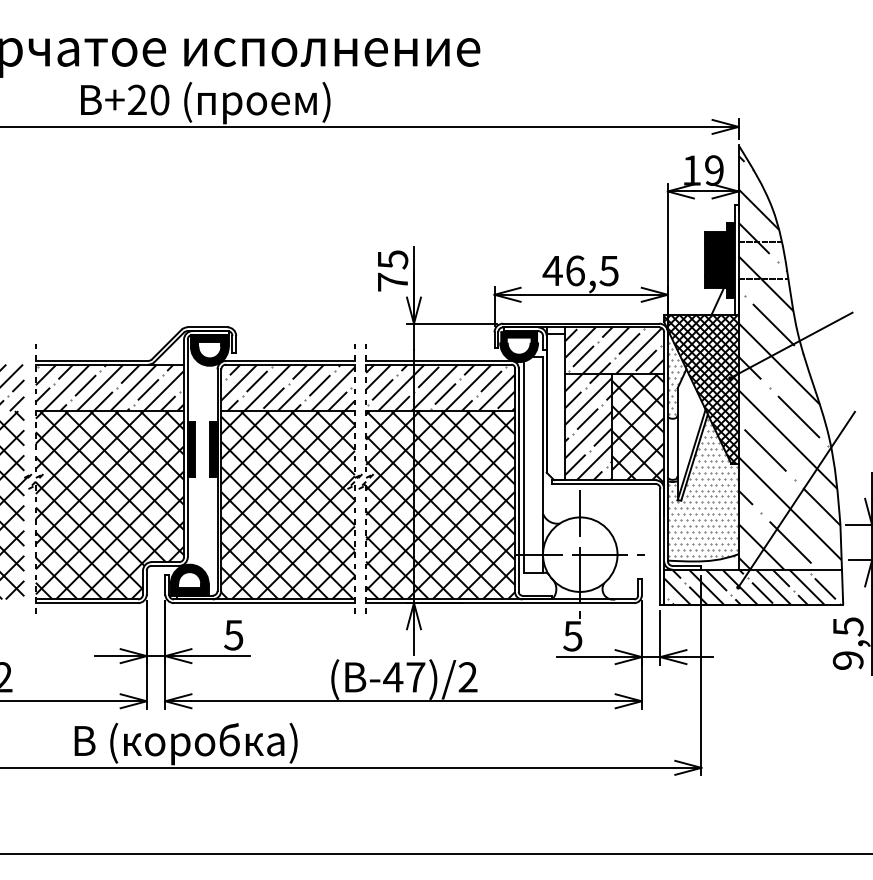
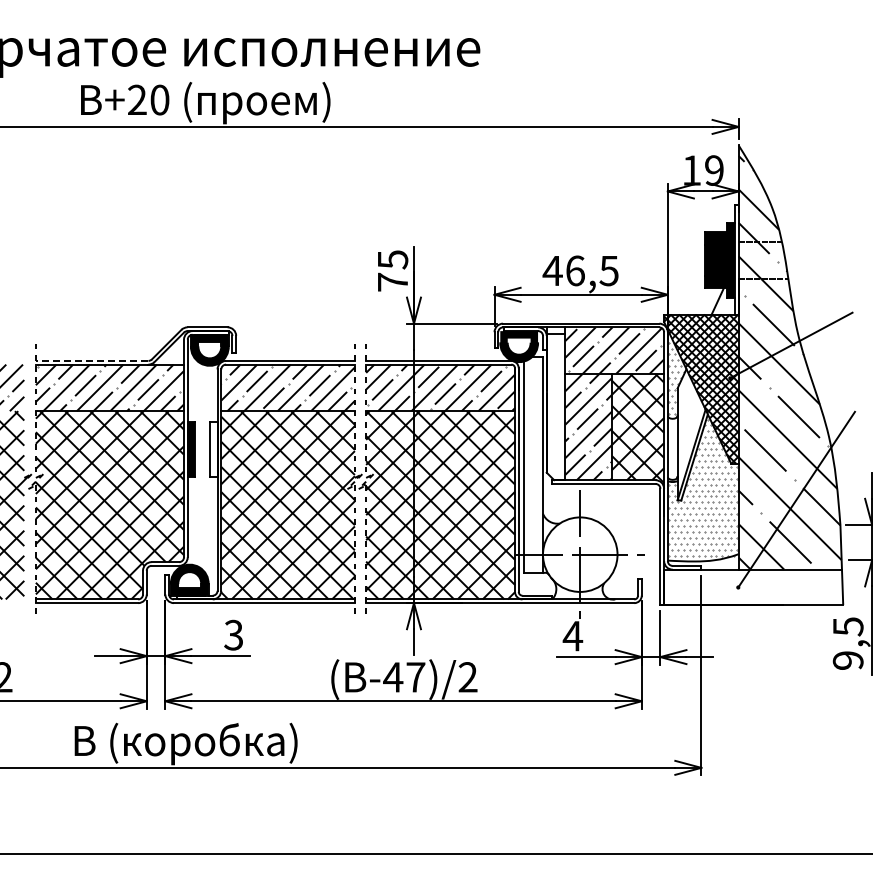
line: solid -> dashed (91, 360)
fill: present -> none (213, 449)
hatch: present -> none (751, 587)
text: 5 -> 3 (233, 634)
text: 5 -> 4 (572, 636)
